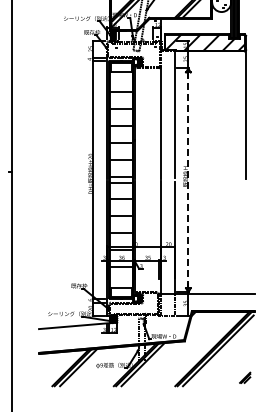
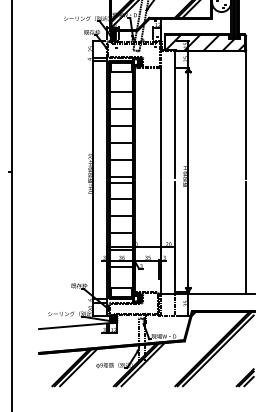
line: dashed -> solid (188, 179)
line: none -> present (246, 237)
part size: 13x13 px -> 20x20 px (244, 377)
